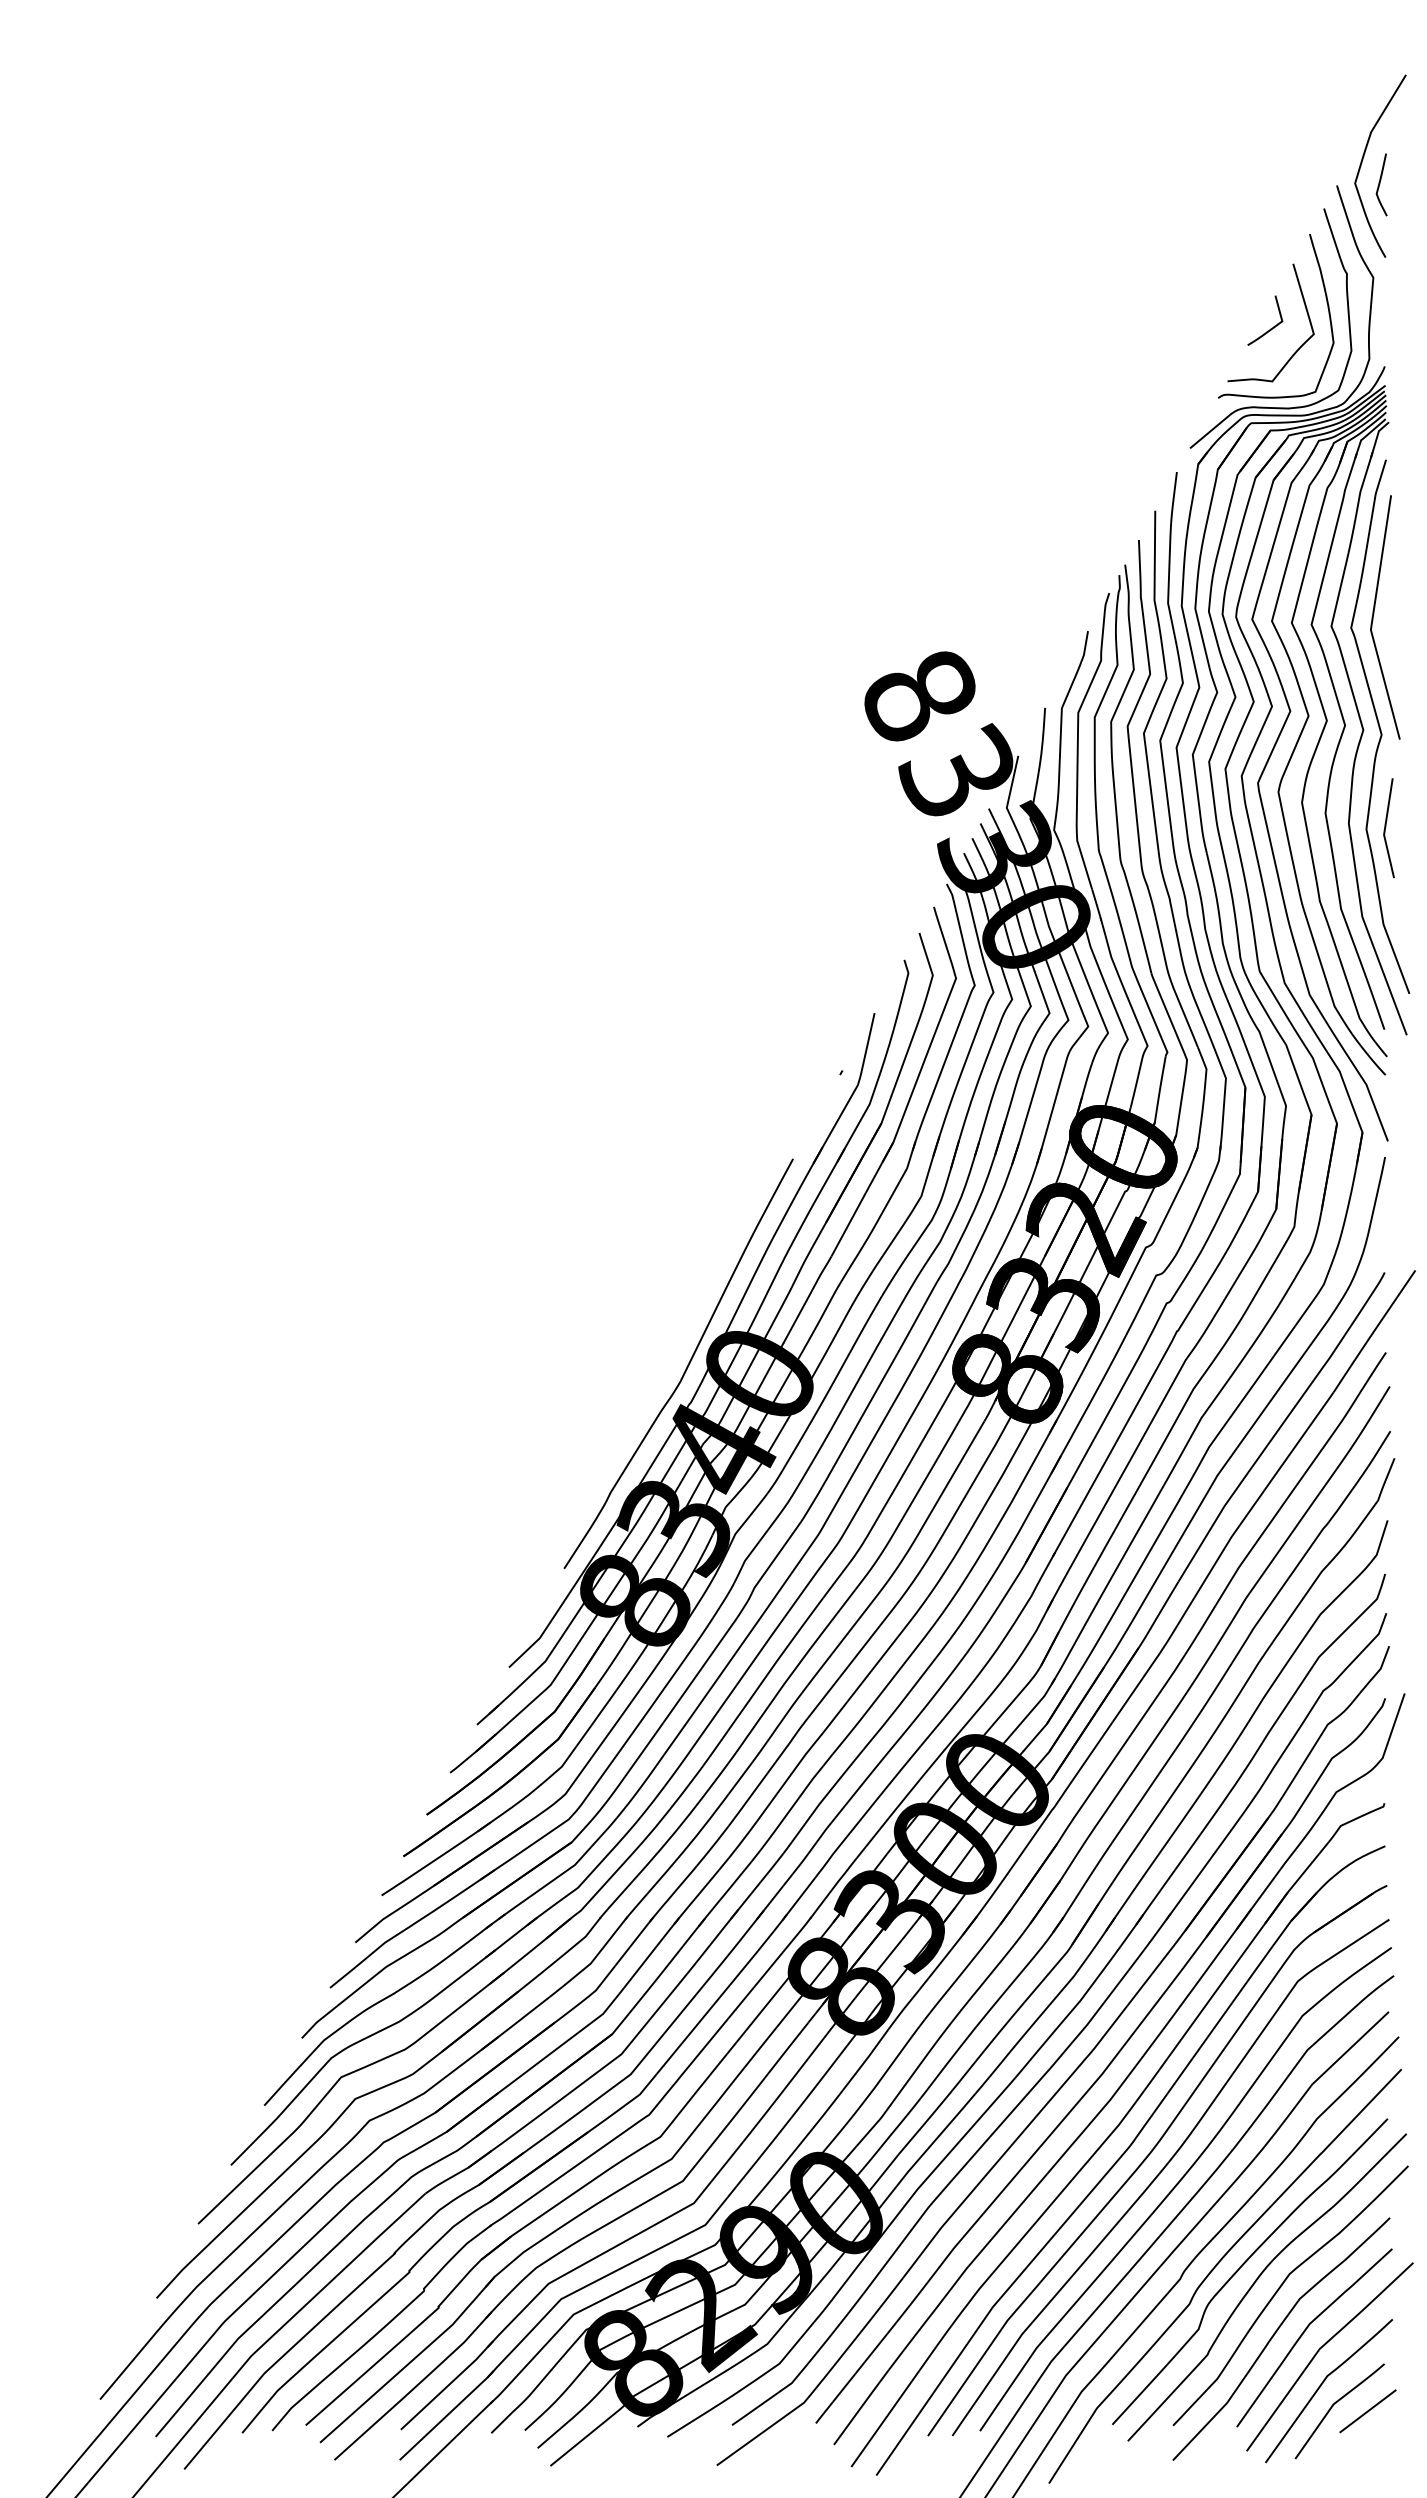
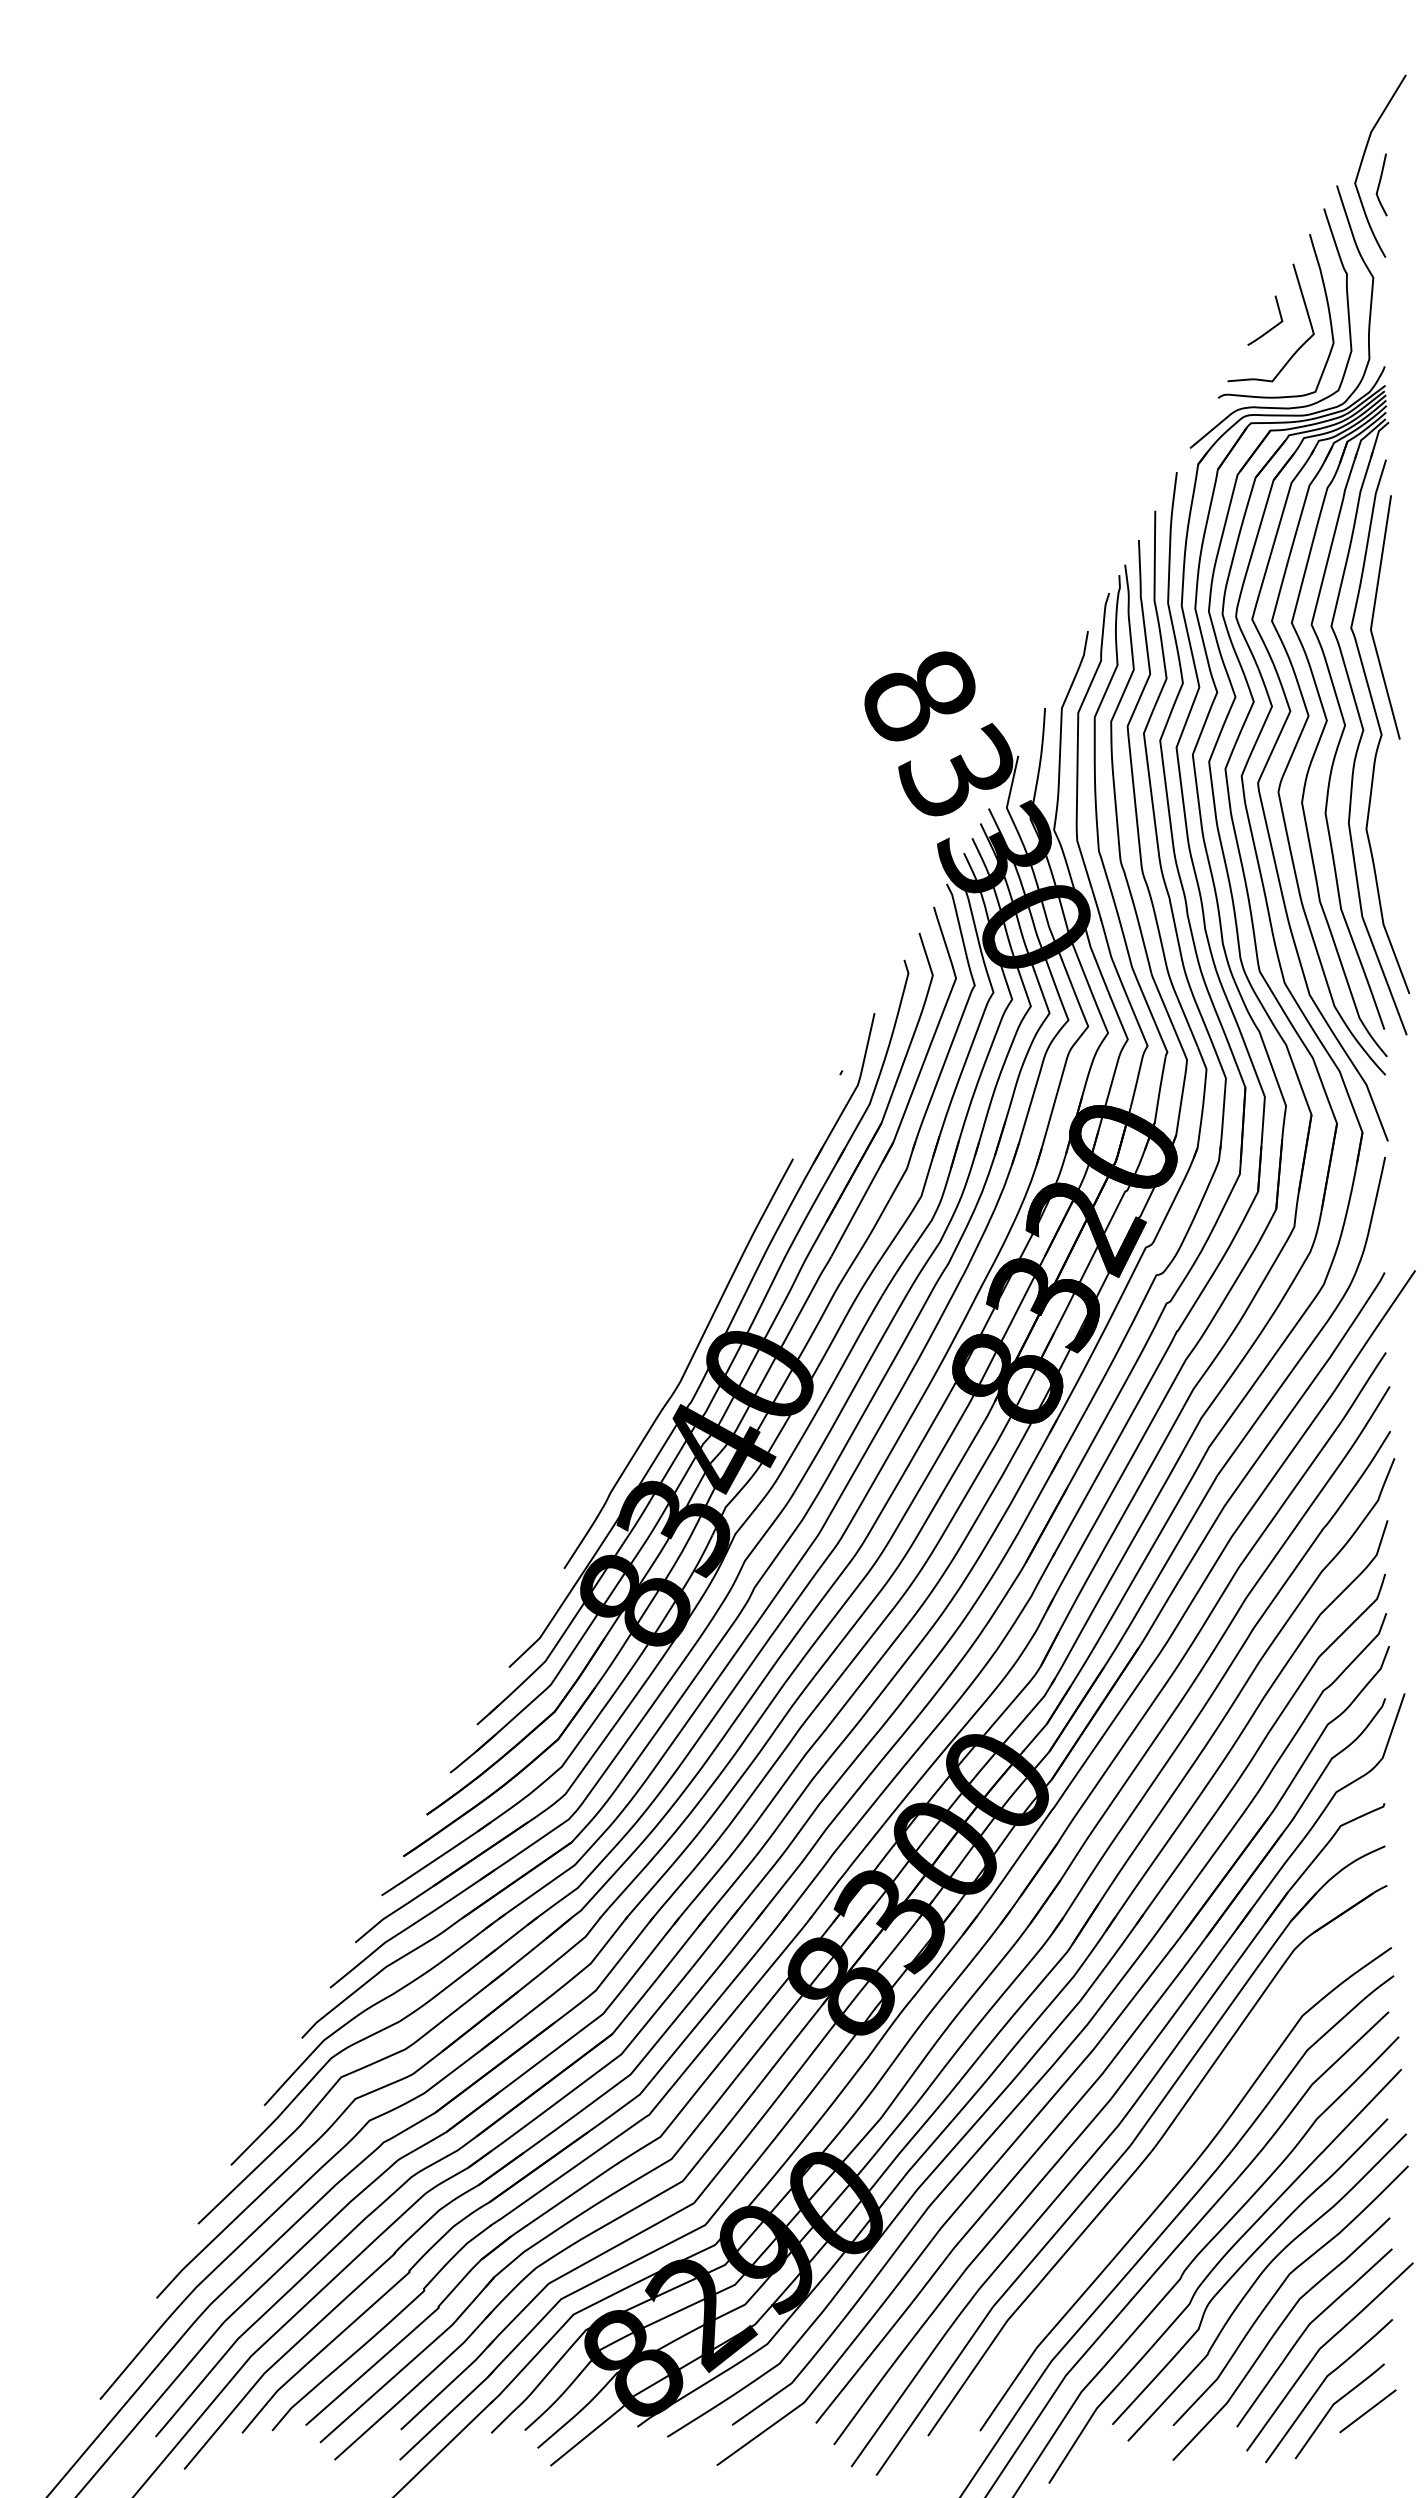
line: present -> none (1386, 827)
curve: present -> none (1163, 2170)
